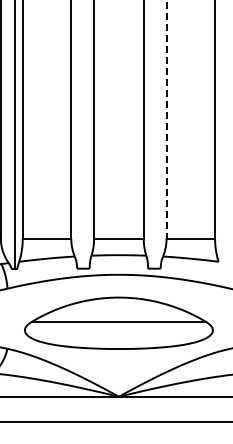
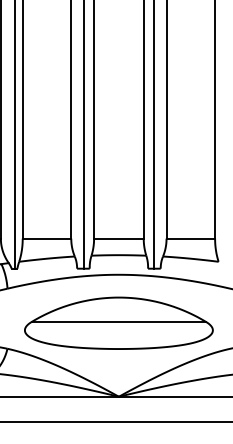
line: dashed -> solid (166, 119)
line: none -> present (83, 135)
line: none -> present (153, 135)
